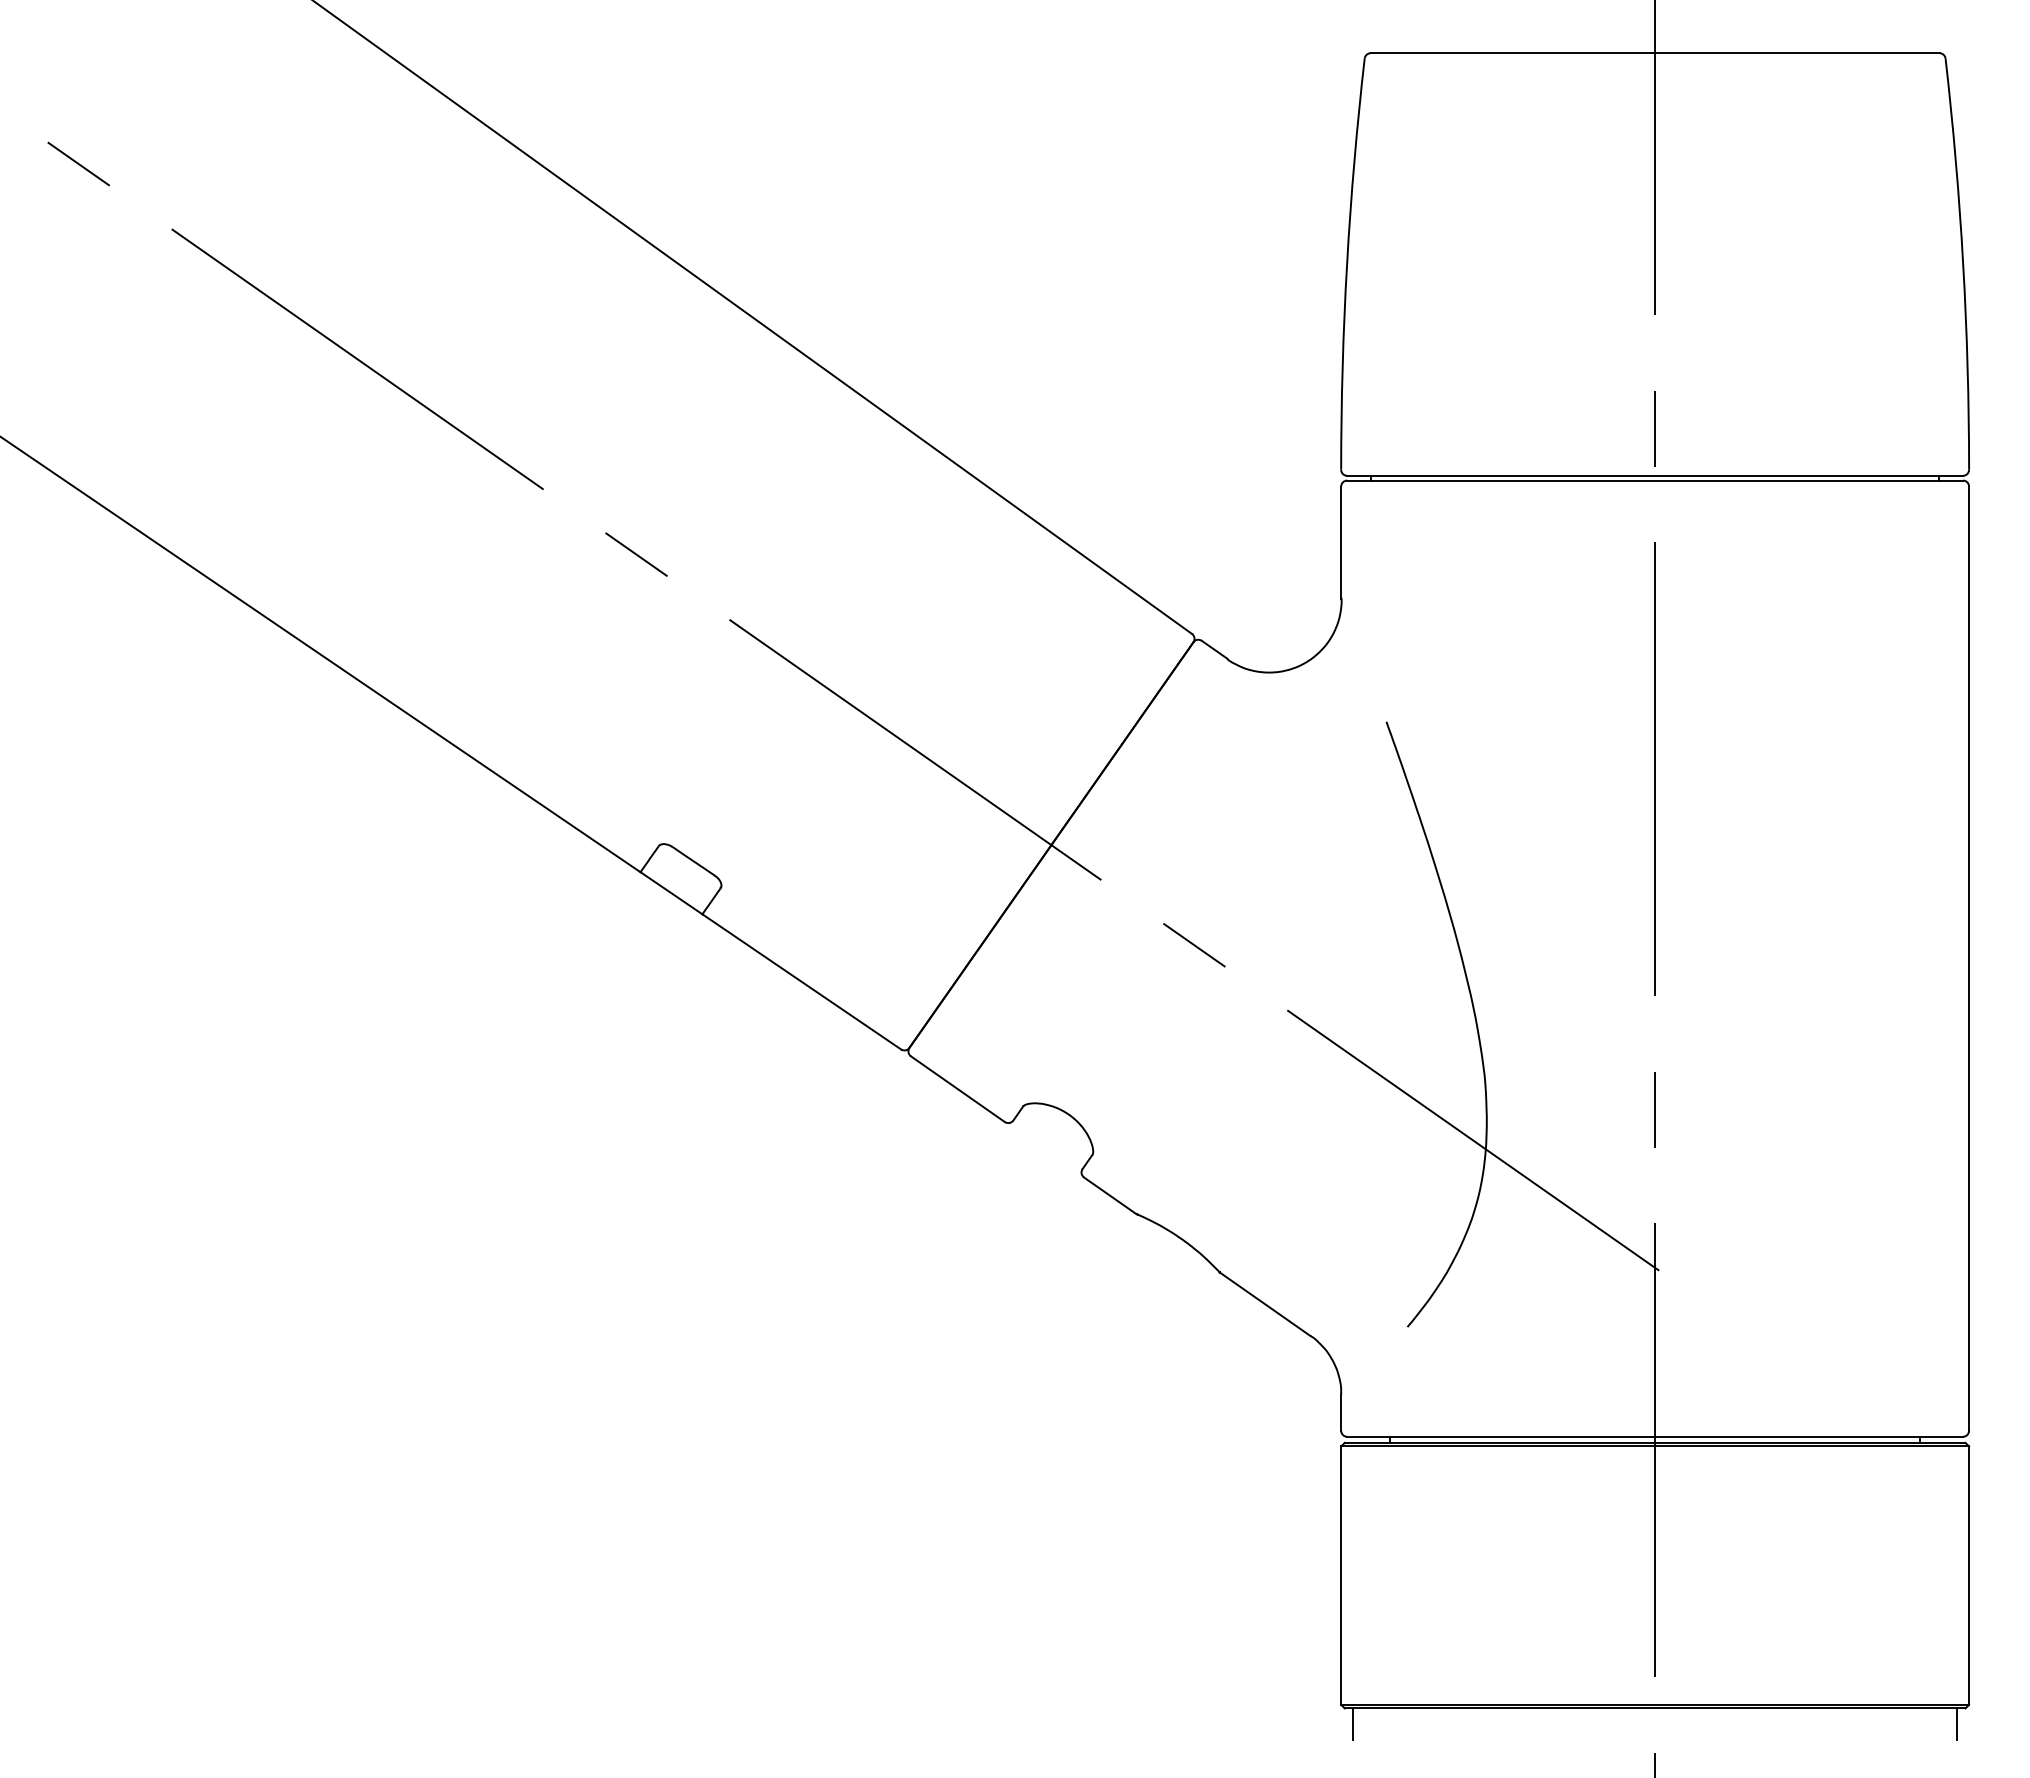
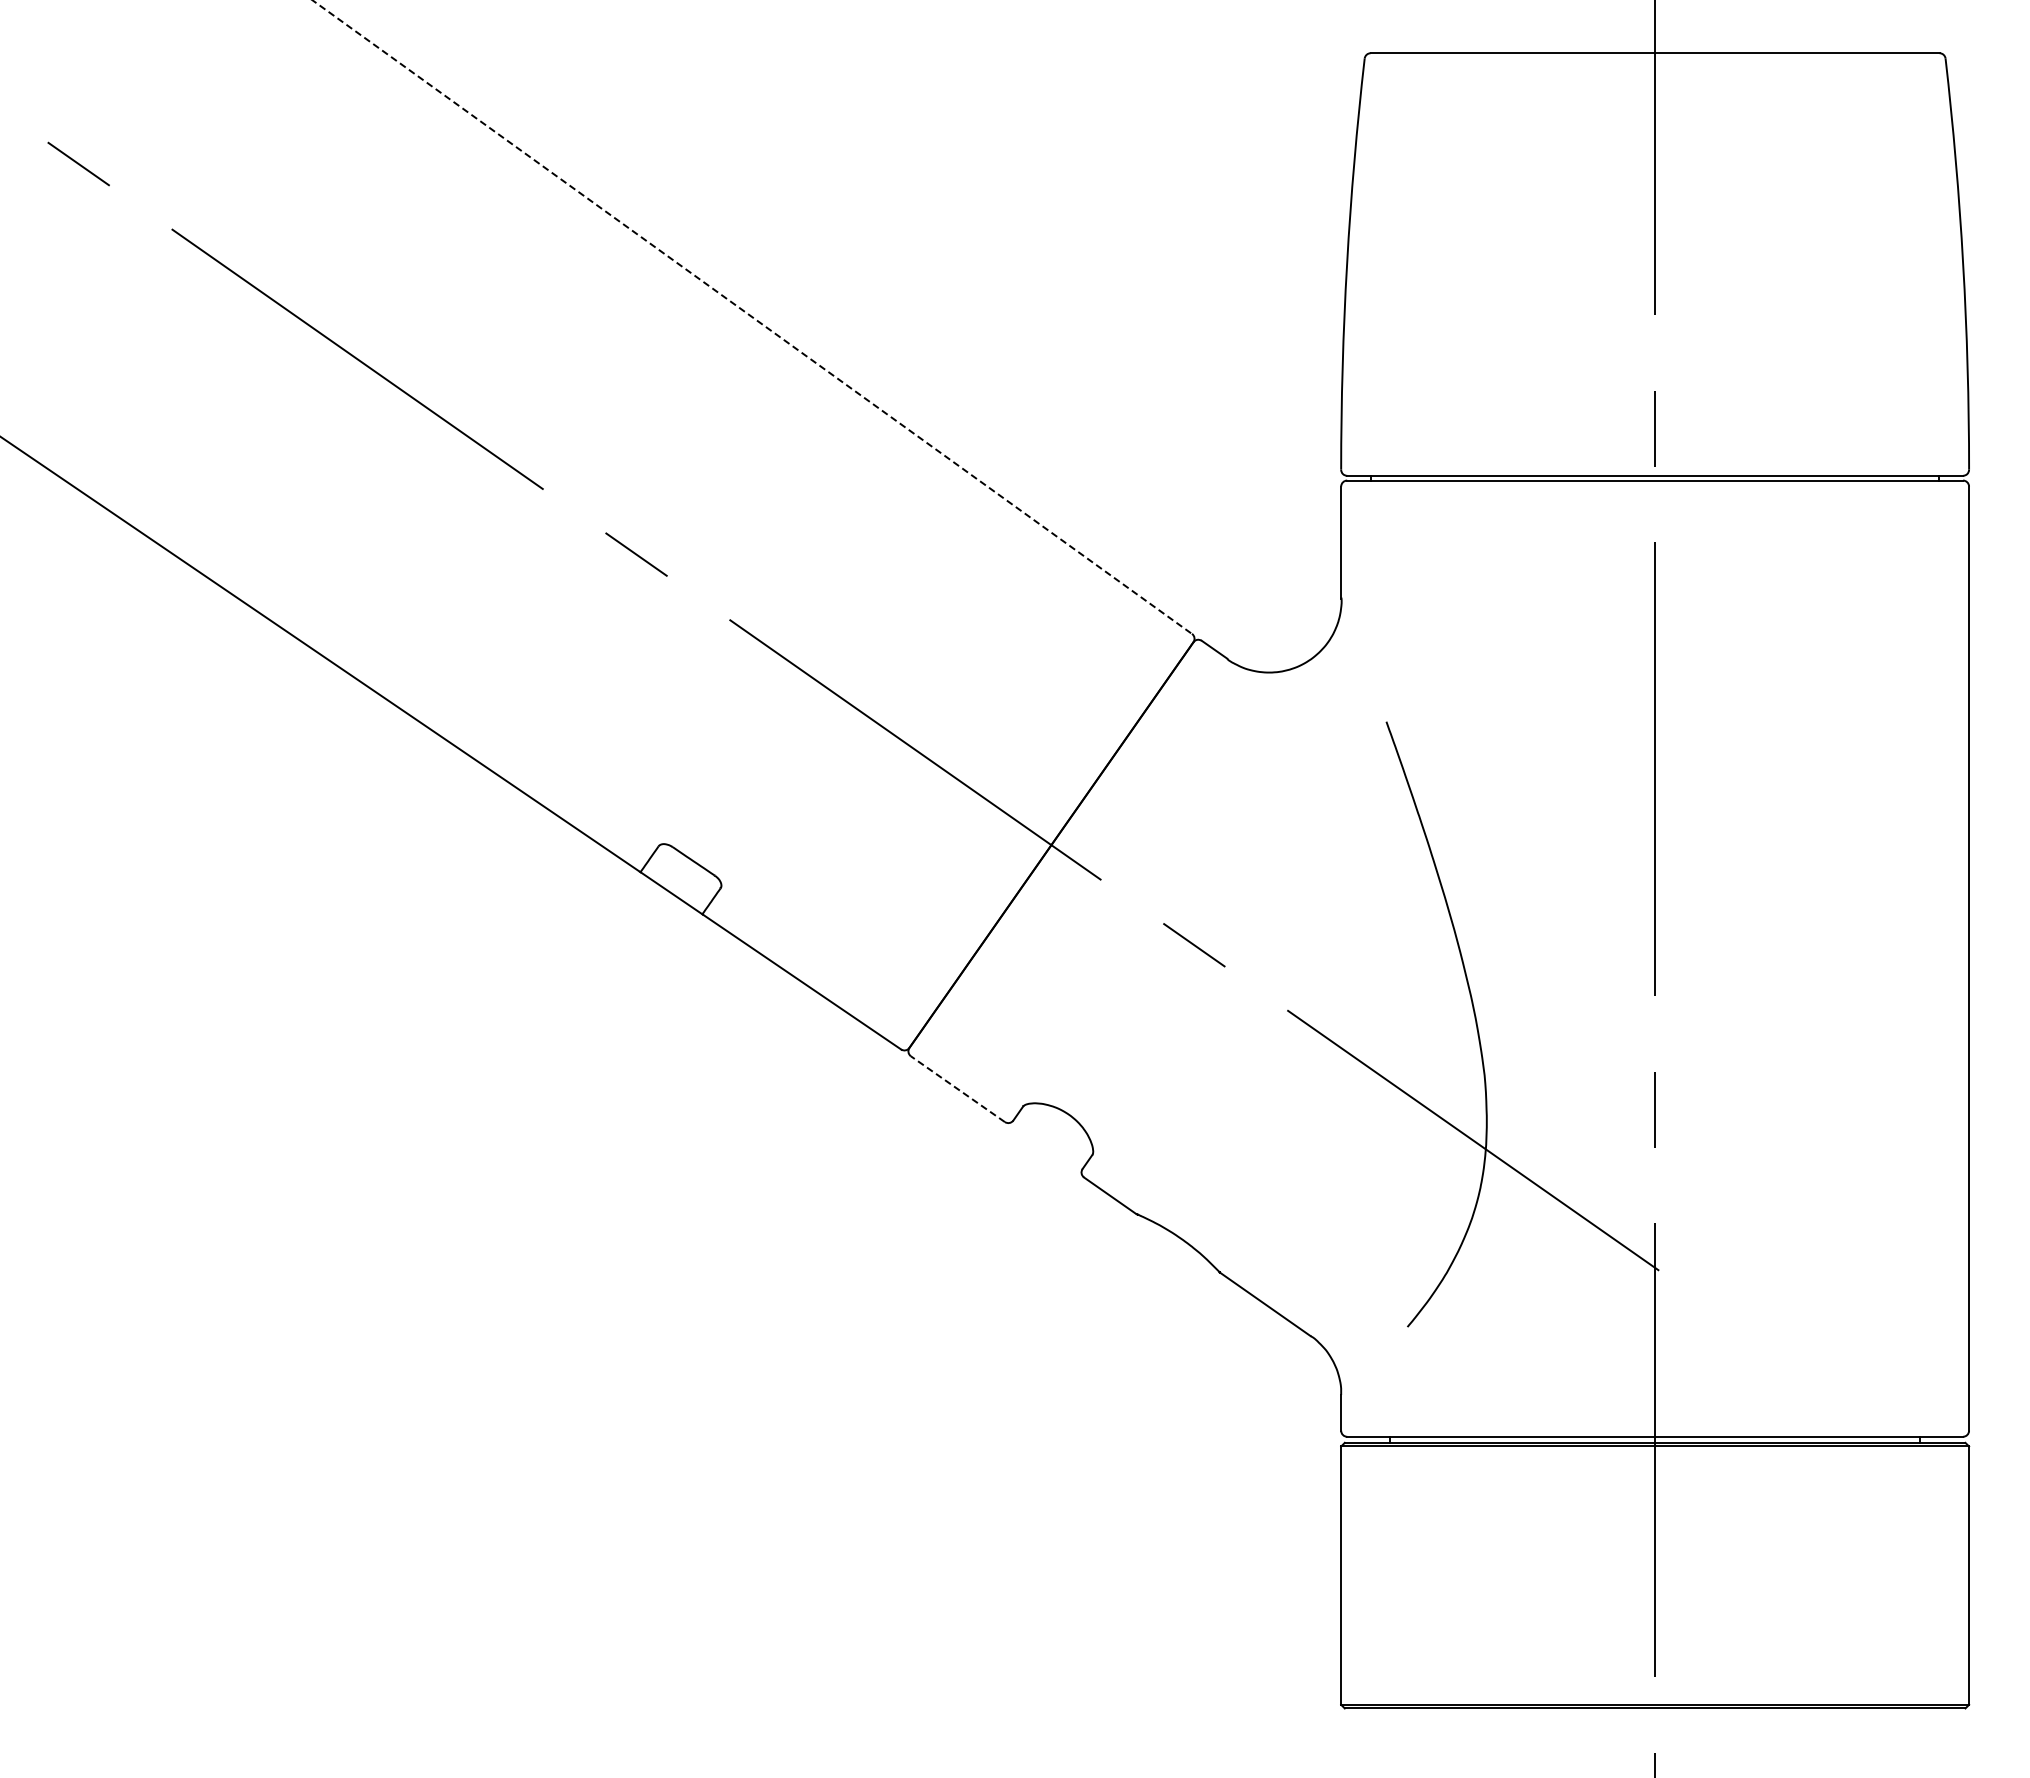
line: solid -> dashed (752, 317)
line: solid -> dashed (957, 1088)
line: present -> none (1353, 1724)
line: present -> none (1956, 1724)
